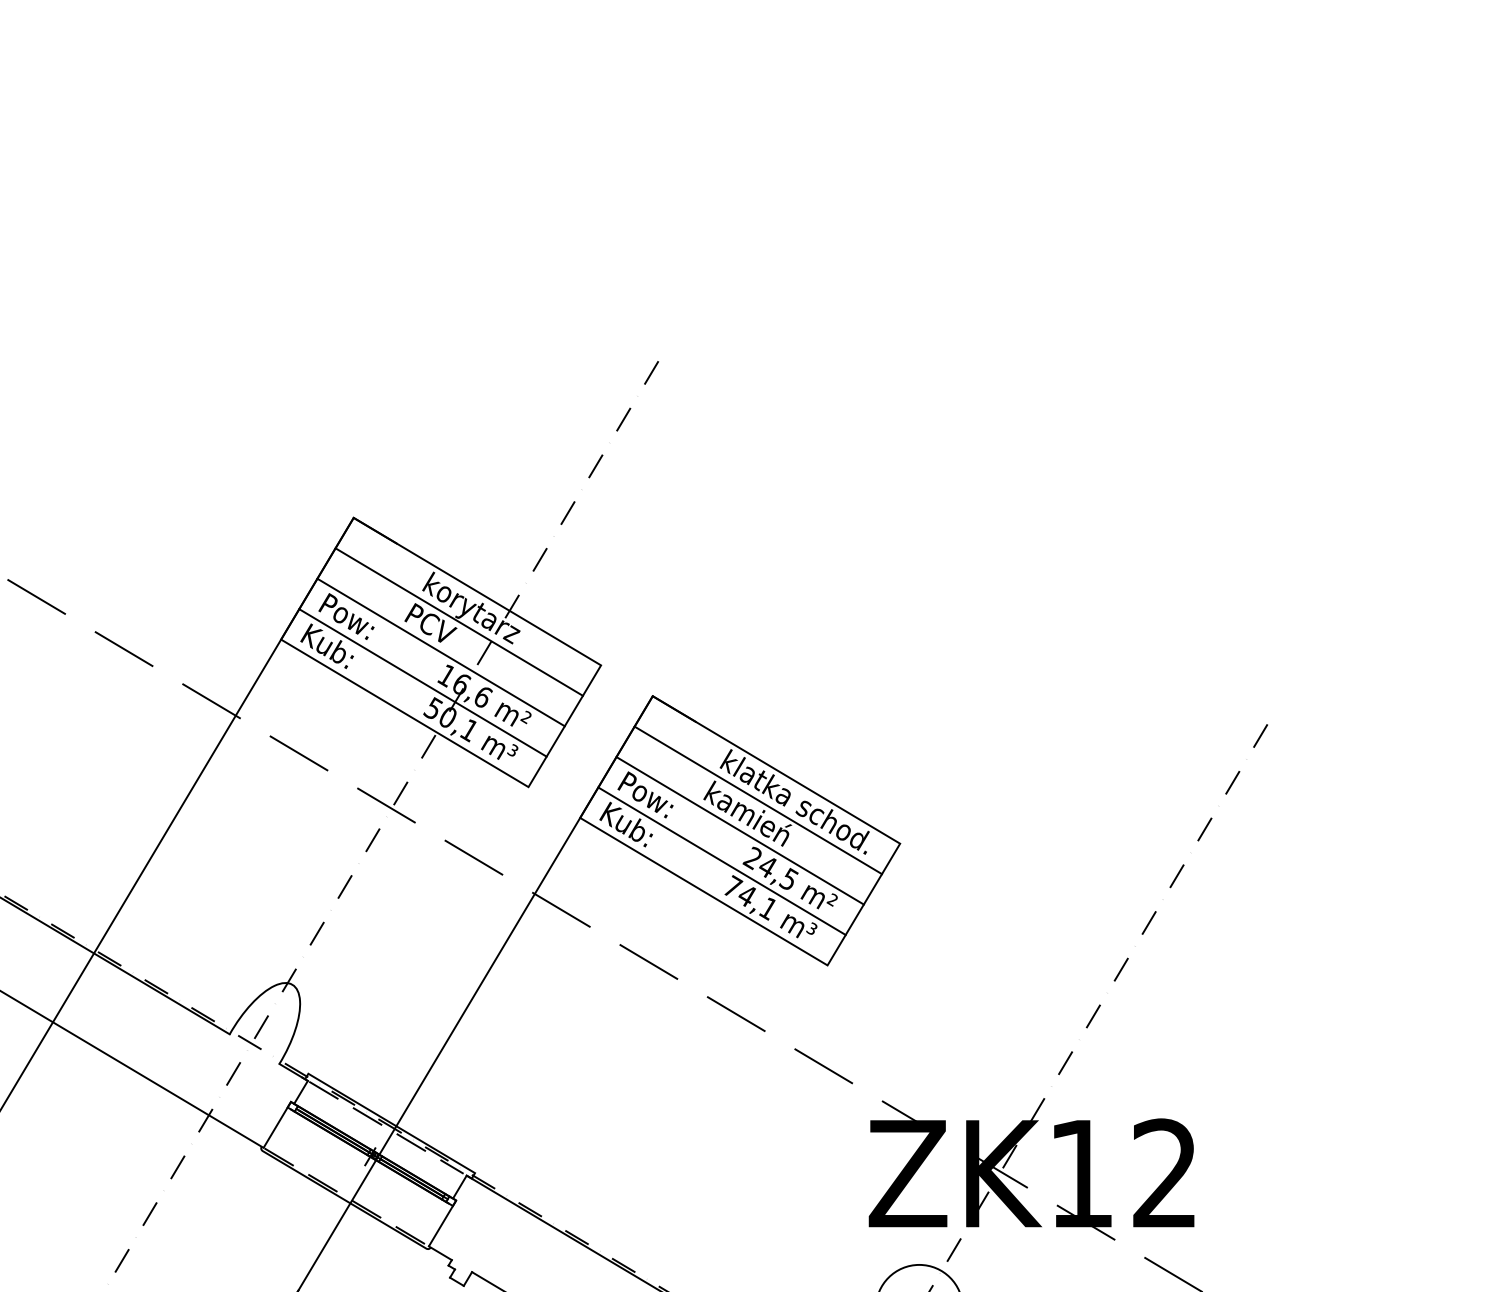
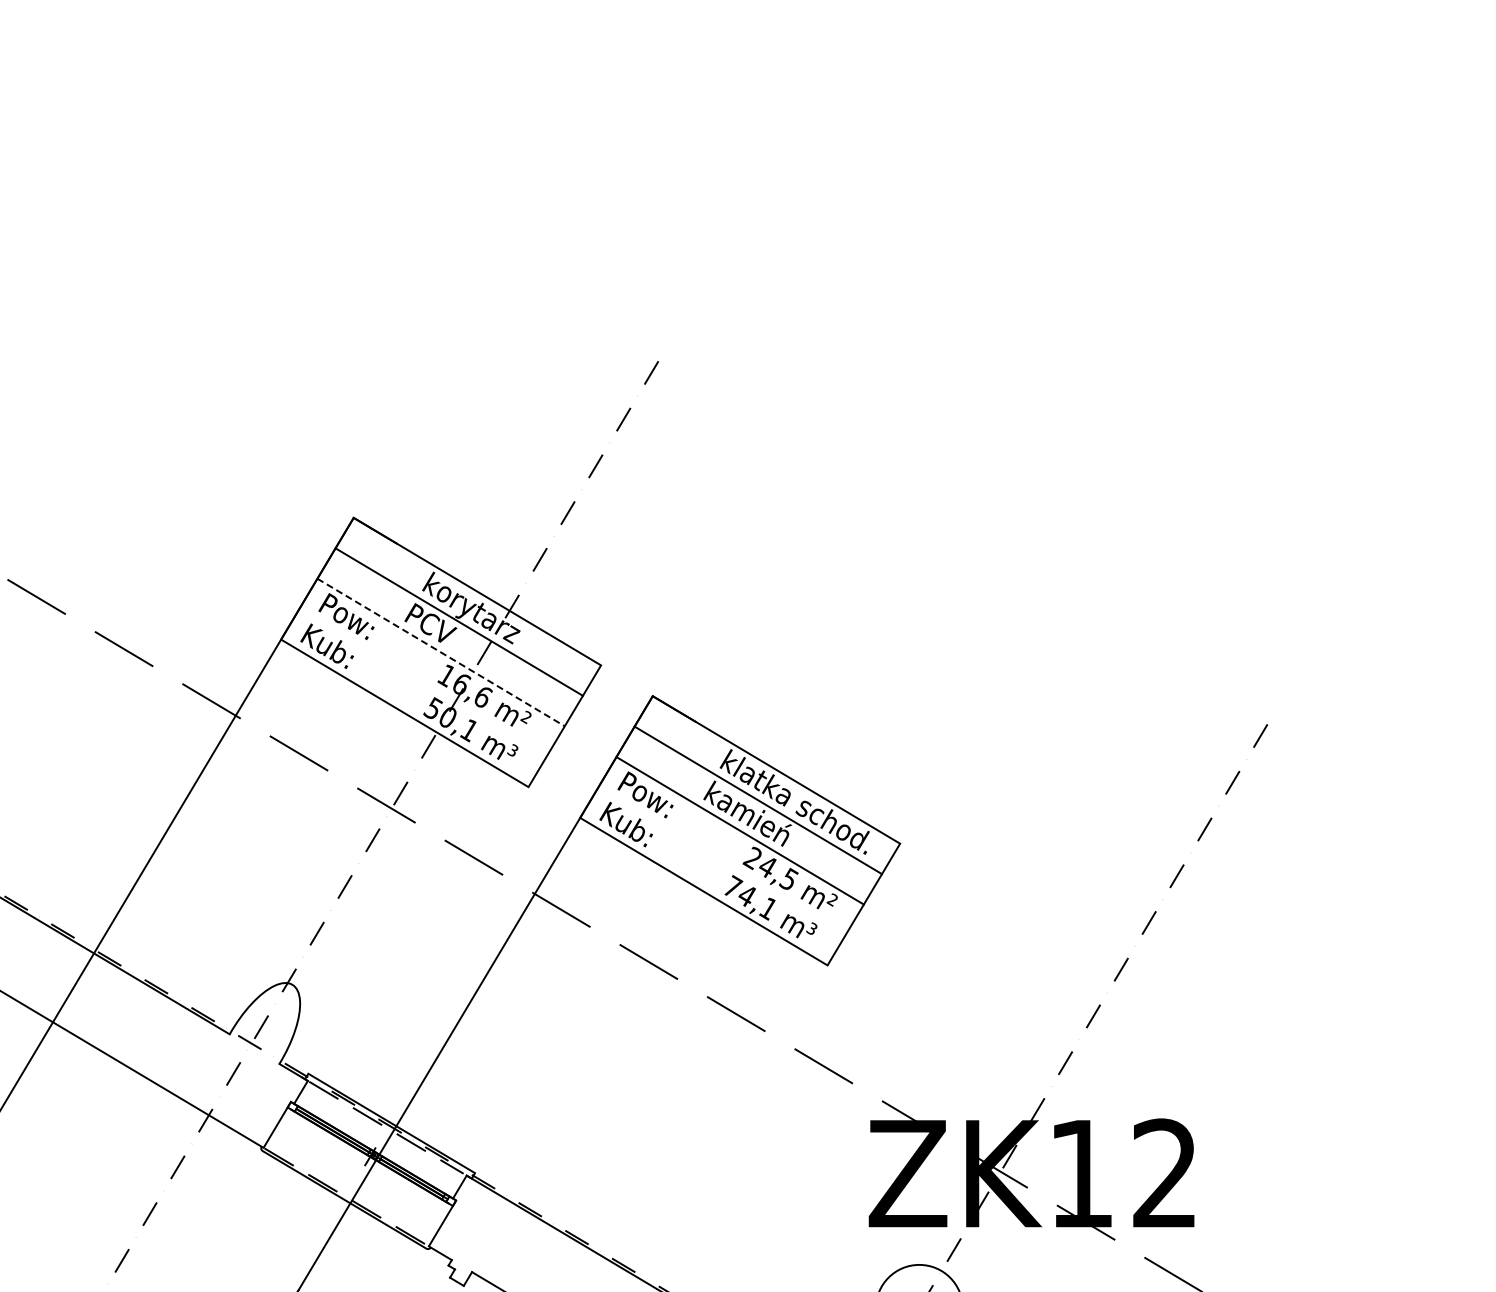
line: solid -> dashed (441, 652)
line: present -> none (422, 682)
line: present -> none (721, 860)
